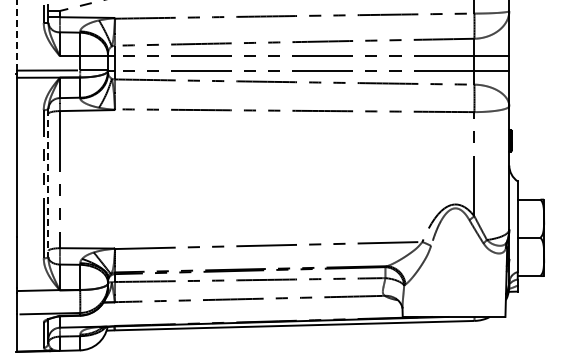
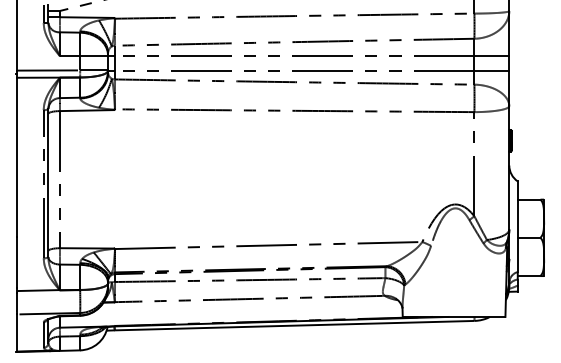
line: dashed -> solid (17, 35)
line: dashed -> solid (48, 183)
